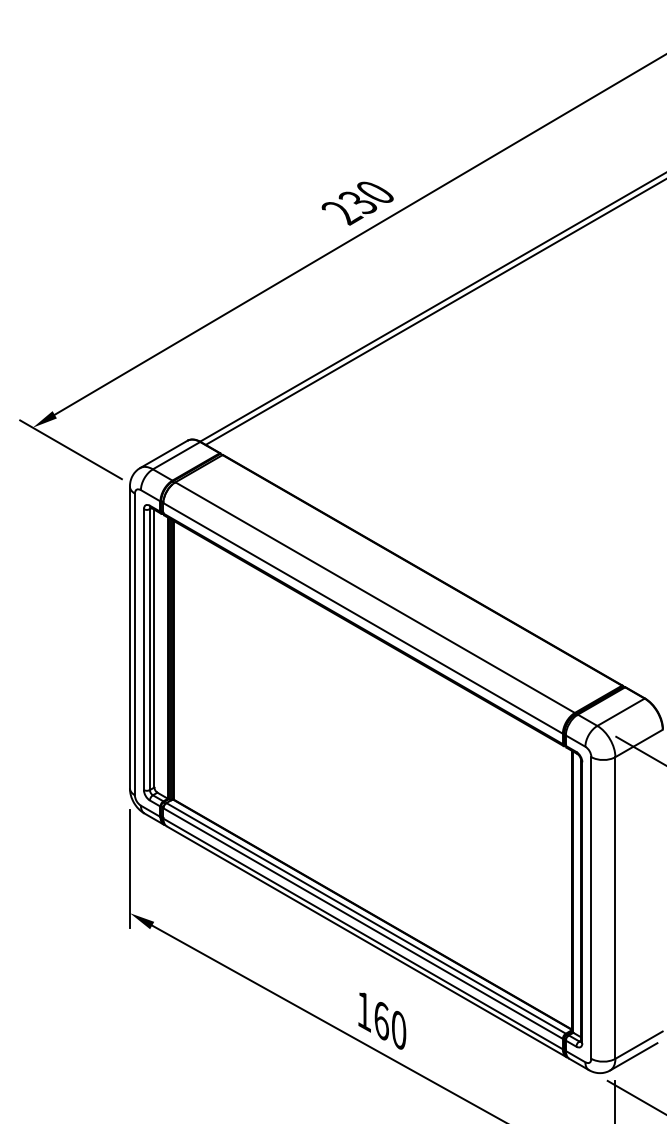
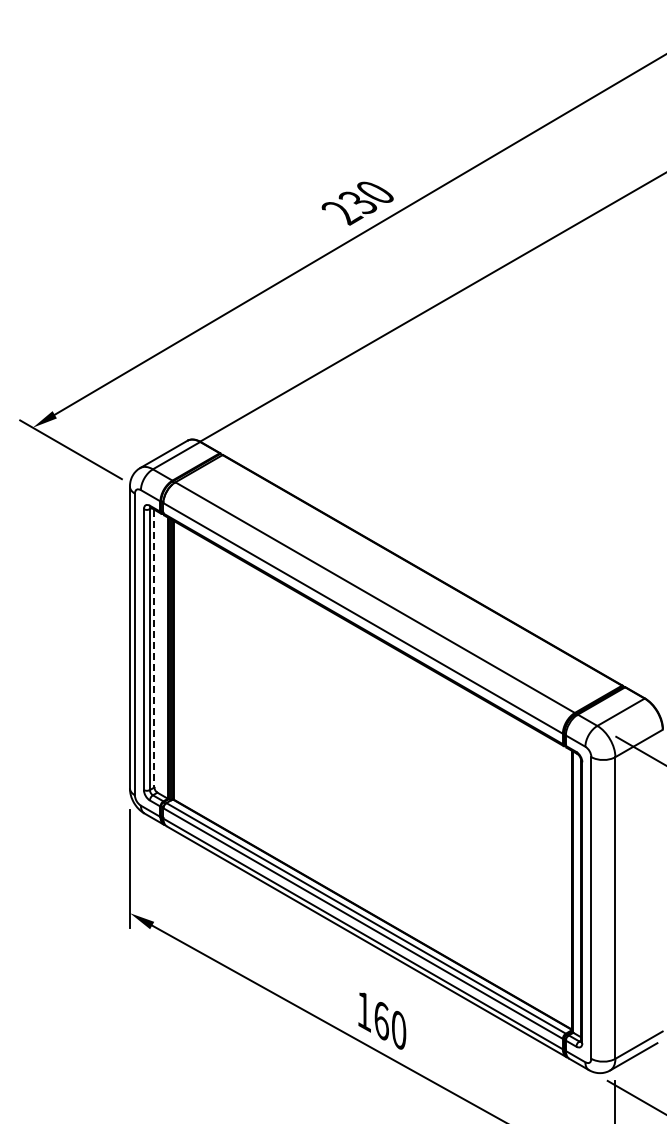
line: present -> none (434, 312)
line: solid -> dashed (154, 648)
